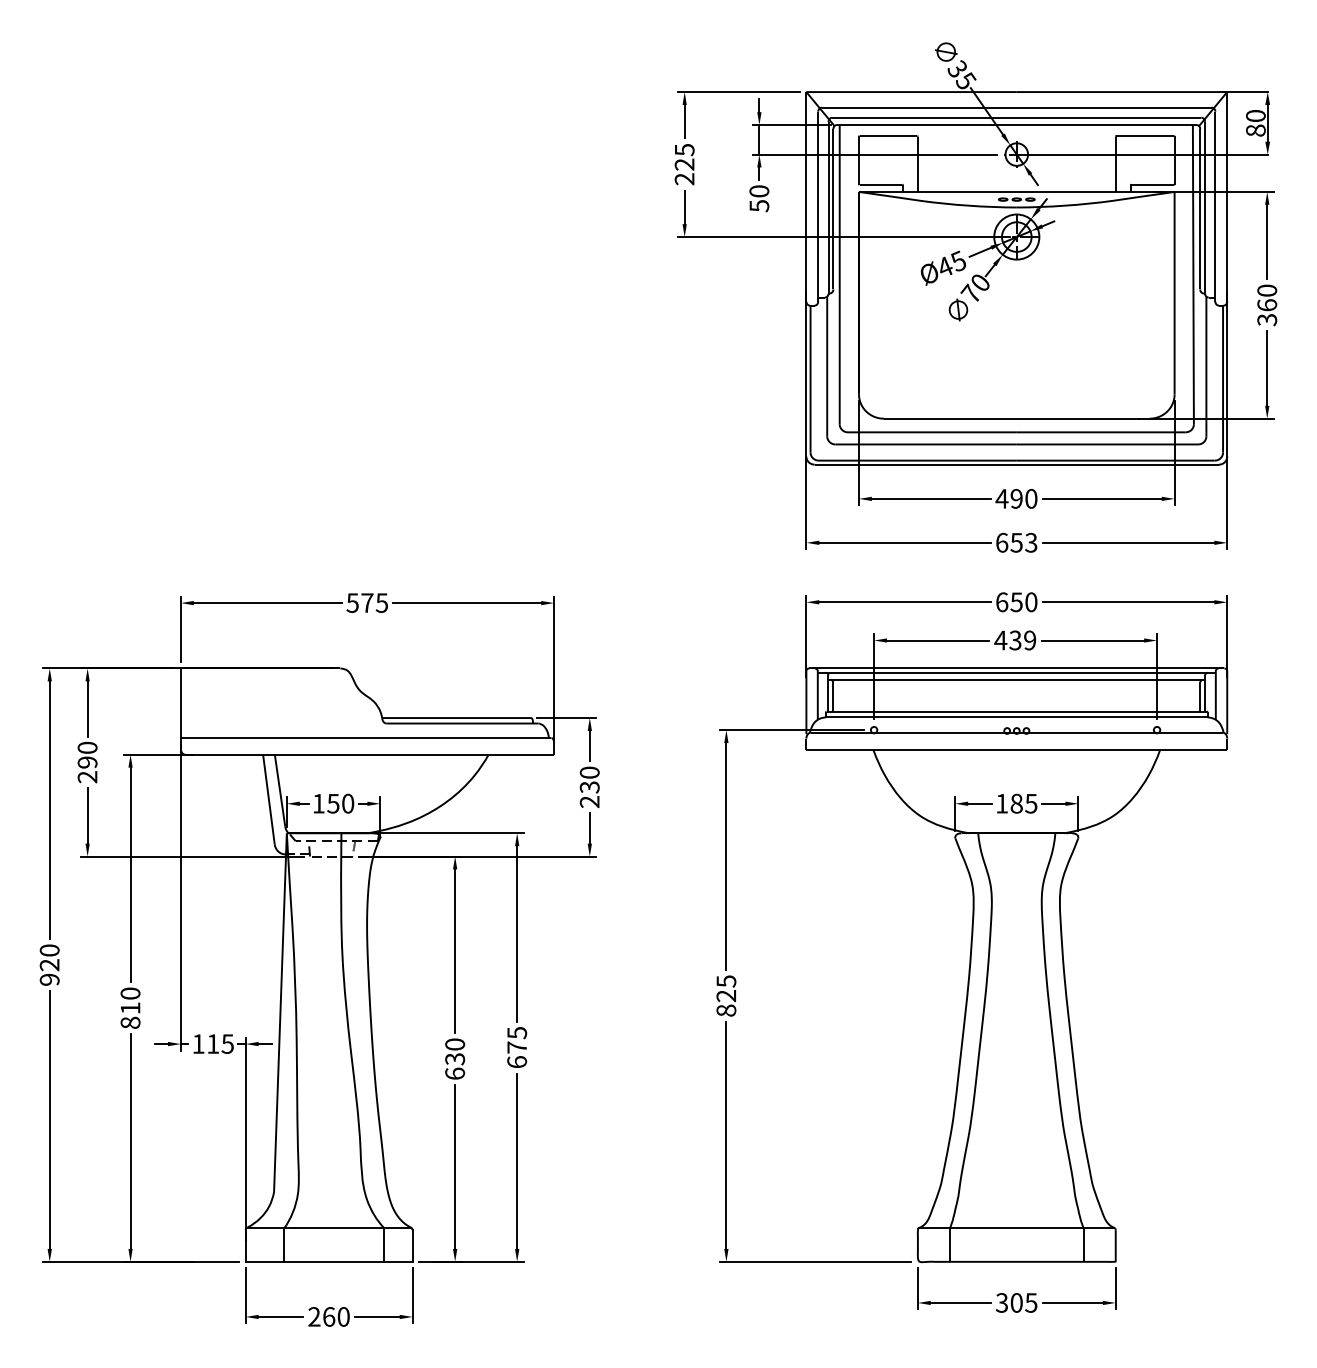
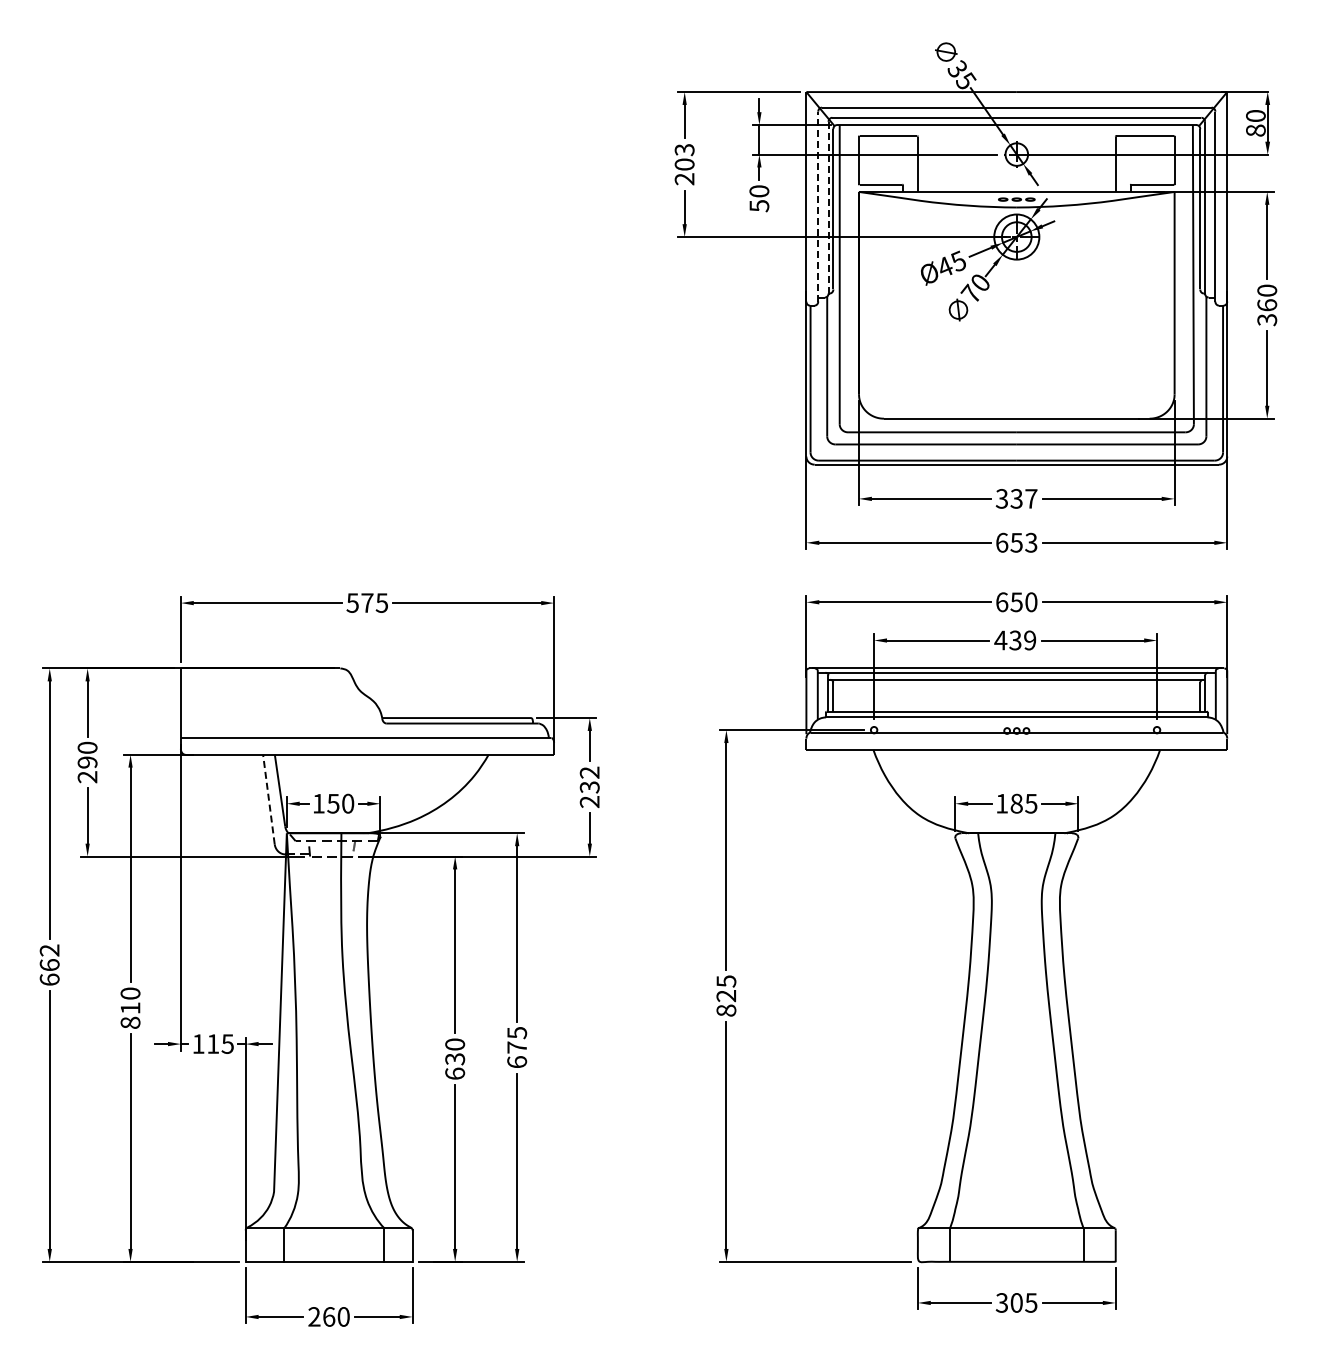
text: 225 -> 203 (684, 157)
line: solid -> dashed (818, 206)
line: solid -> dashed (828, 207)
text: 490 -> 337 (1016, 498)
text: 230 -> 232 (589, 772)
line: solid -> dashed (268, 799)
text: 920 -> 662 (49, 964)
